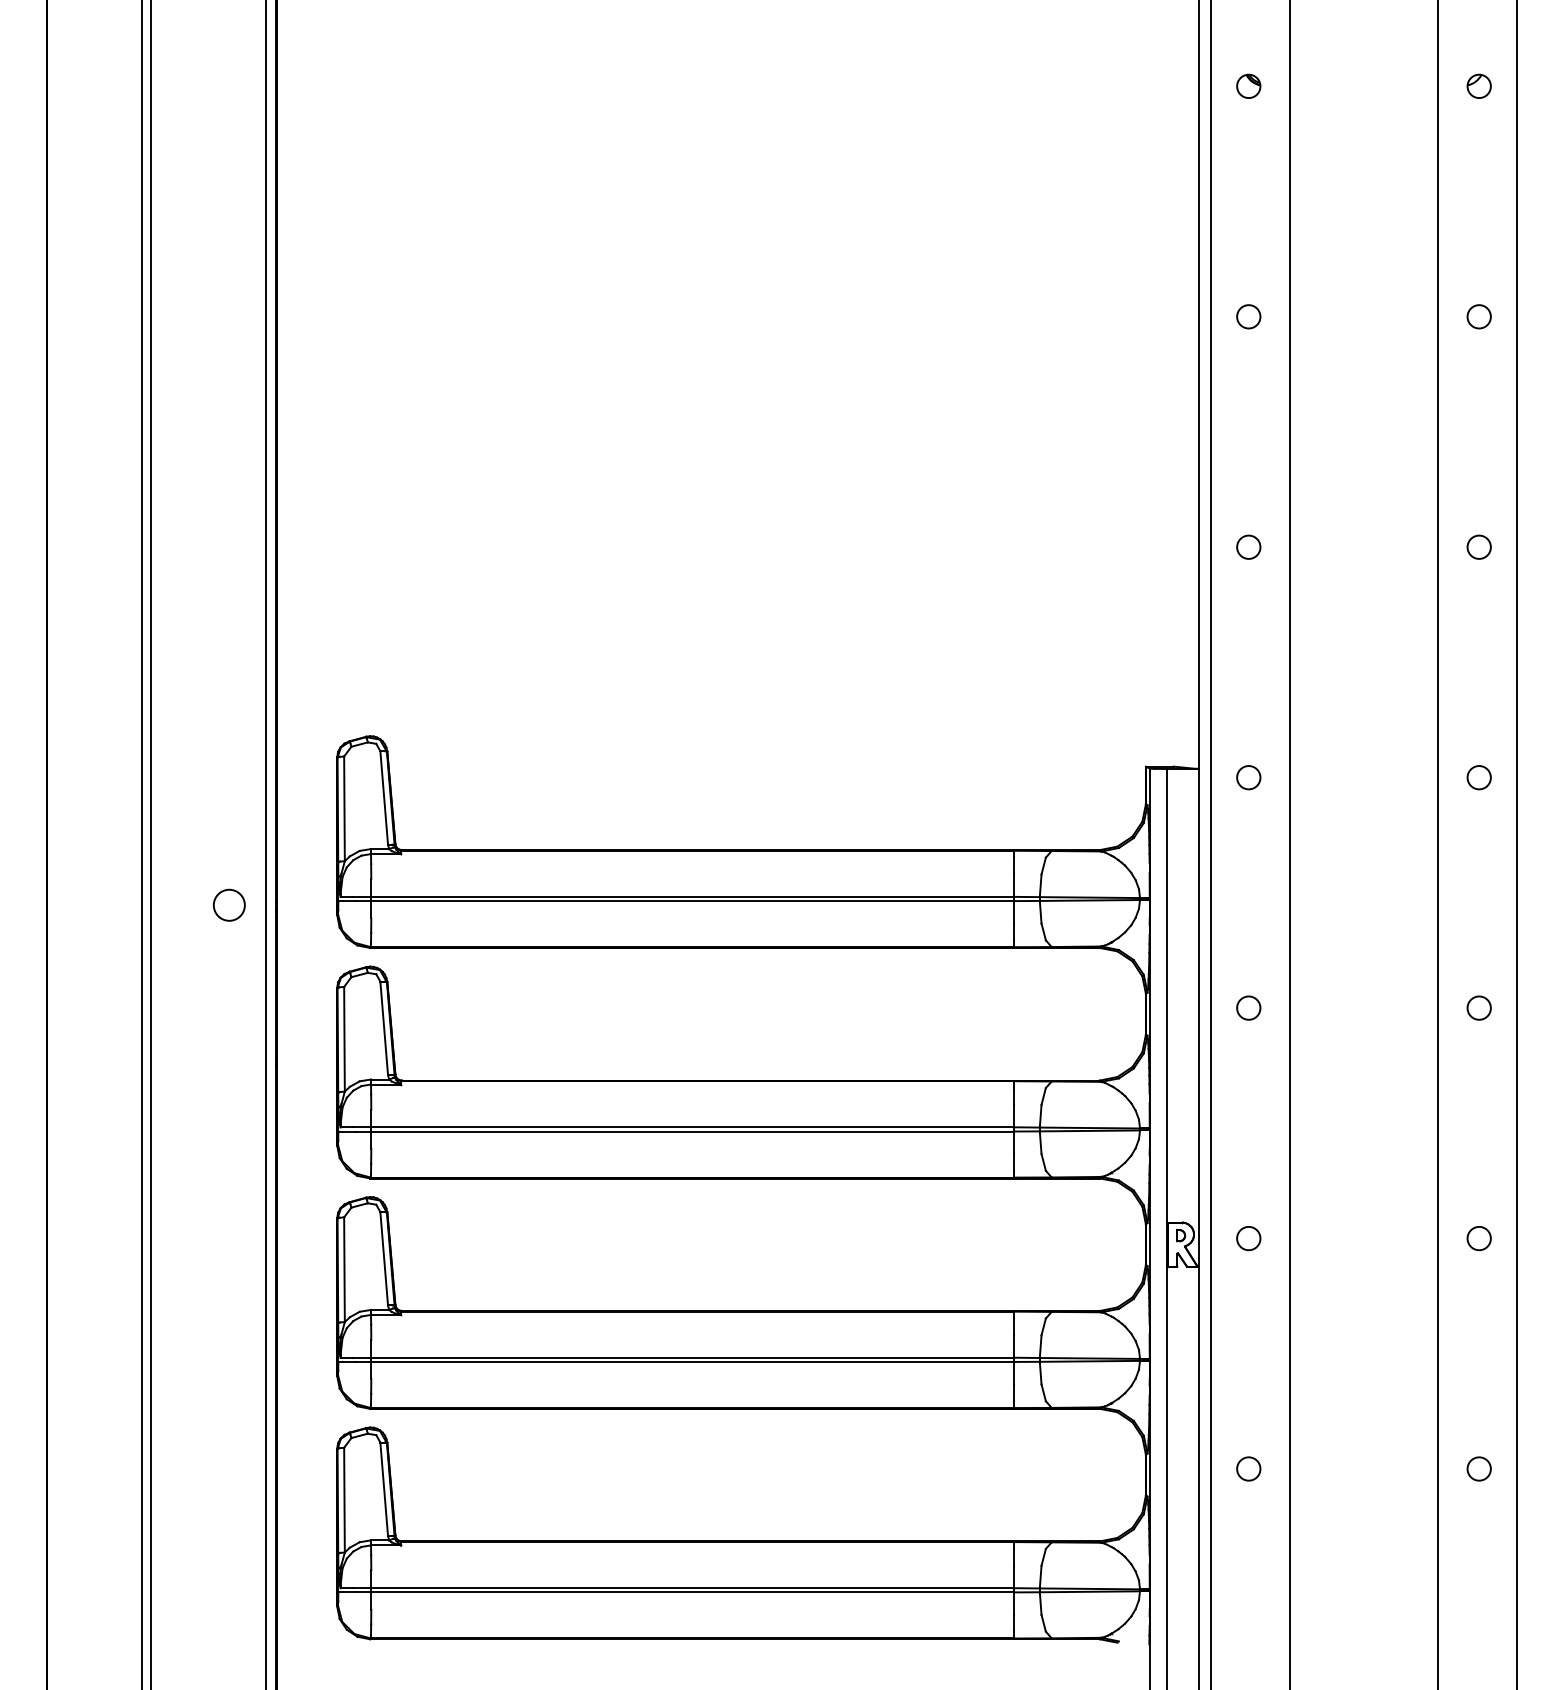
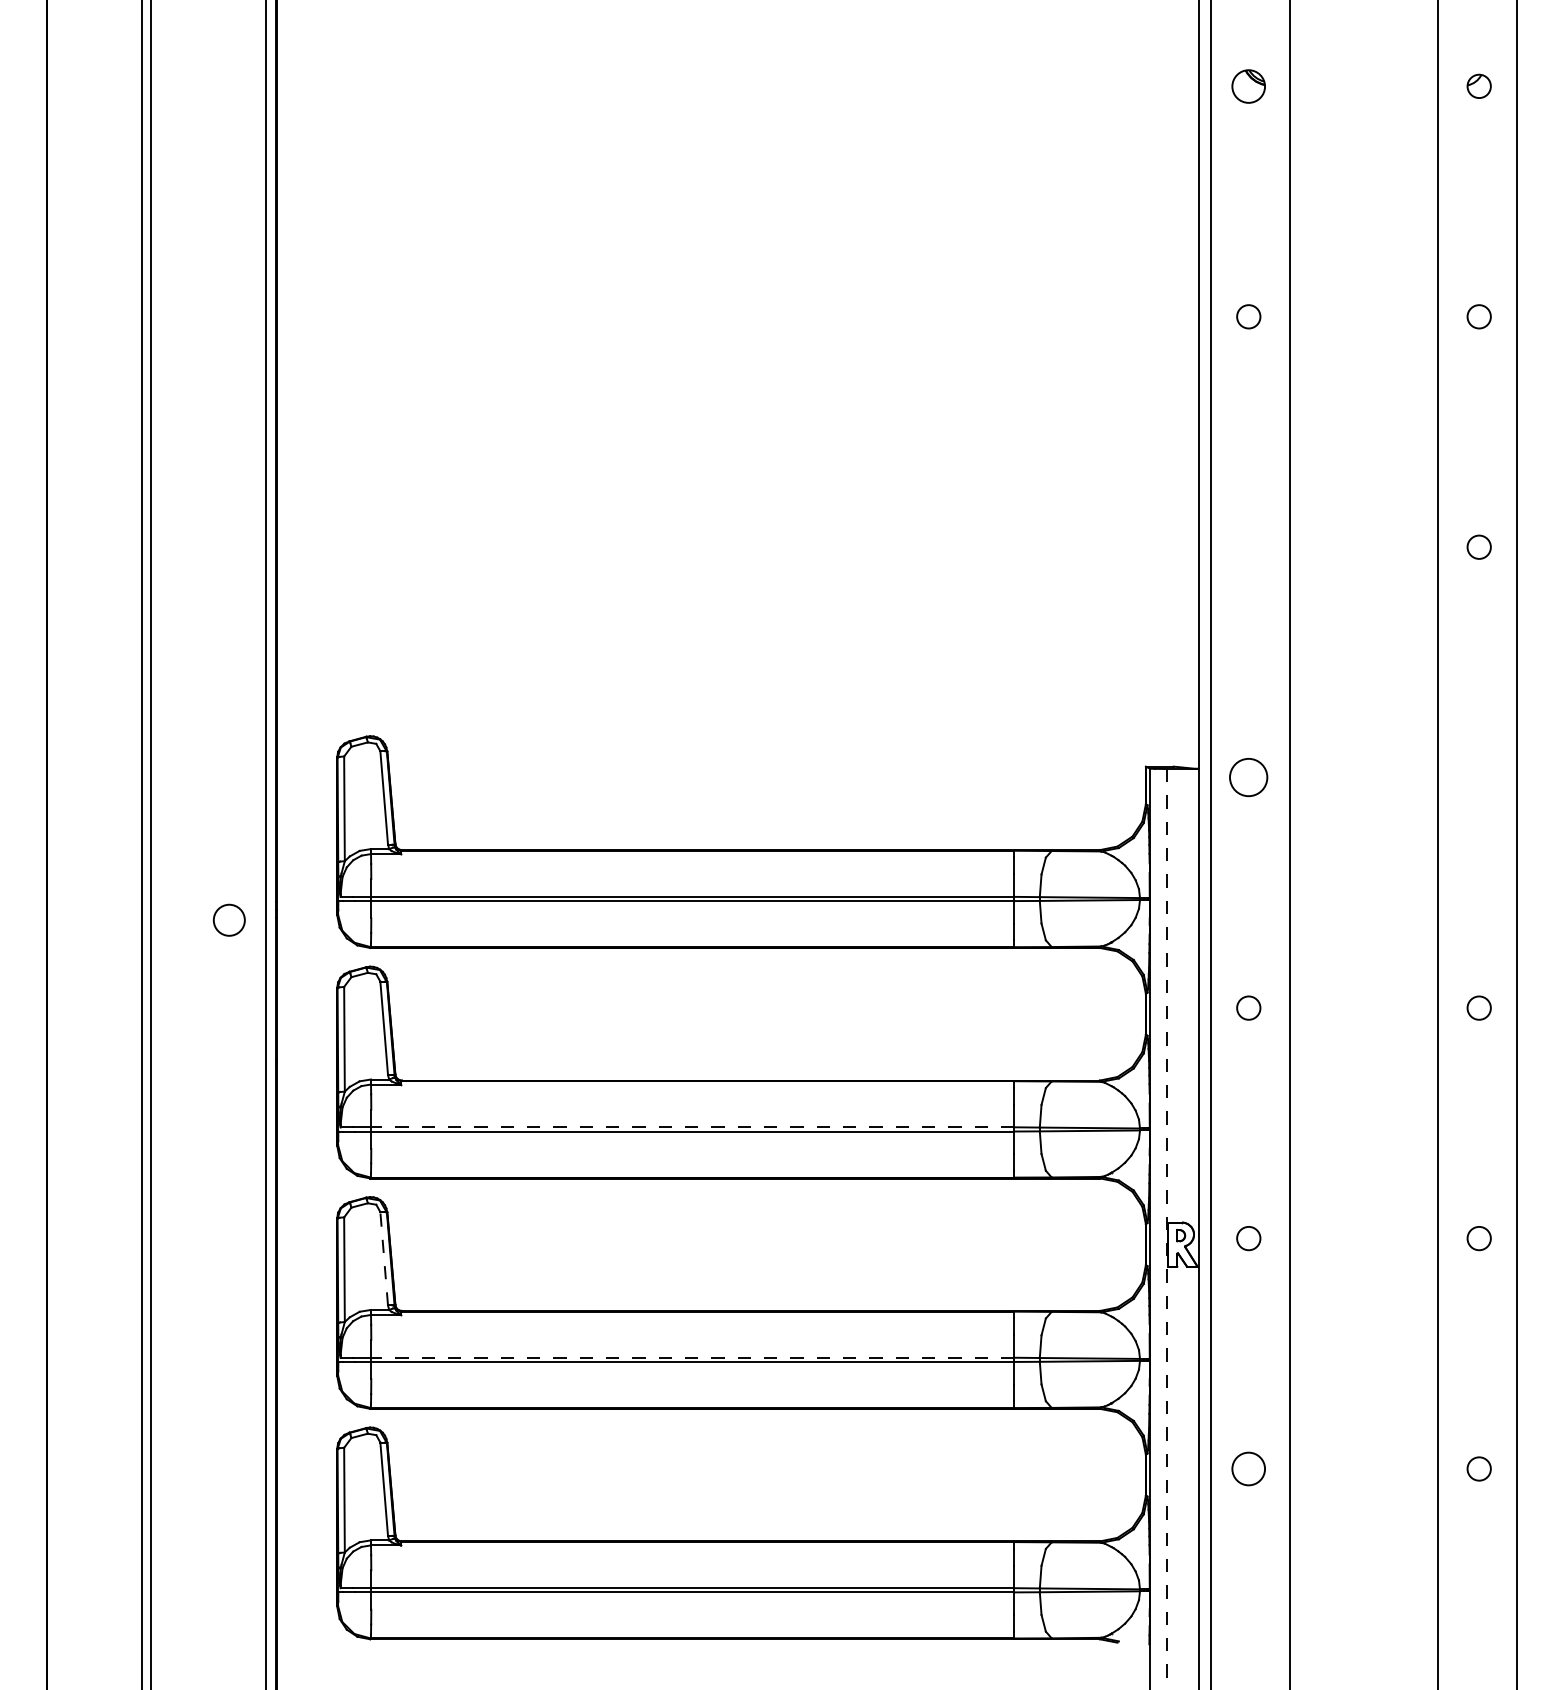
part size: 26x26 px -> 35x35 px (1248, 86)
circle: present -> none (1248, 546)
circle size: 26x26 px -> 40x40 px (1248, 777)
circle: present -> none (1478, 777)
circle position: (228, 904) -> (228, 919) (228, 919)
line: solid -> dashed (692, 1127)
line: solid -> dashed (1166, 1229)
line: solid -> dashed (384, 1258)
line: solid -> dashed (692, 1357)
circle size: 26x26 px -> 35x36 px (1248, 1468)
